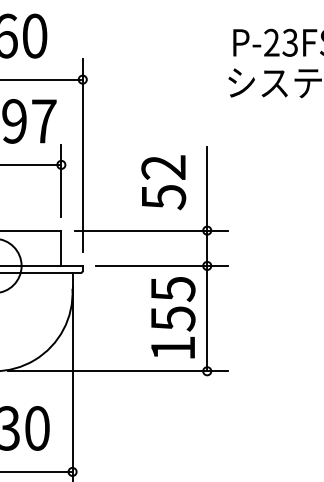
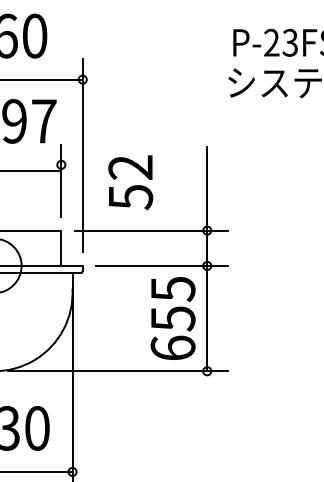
line position: (31, 164) -> (31, 170) (31, 170)
text position: (163, 182) -> (130, 182) (130, 182)
text: 155 -> 655 (172, 347)
